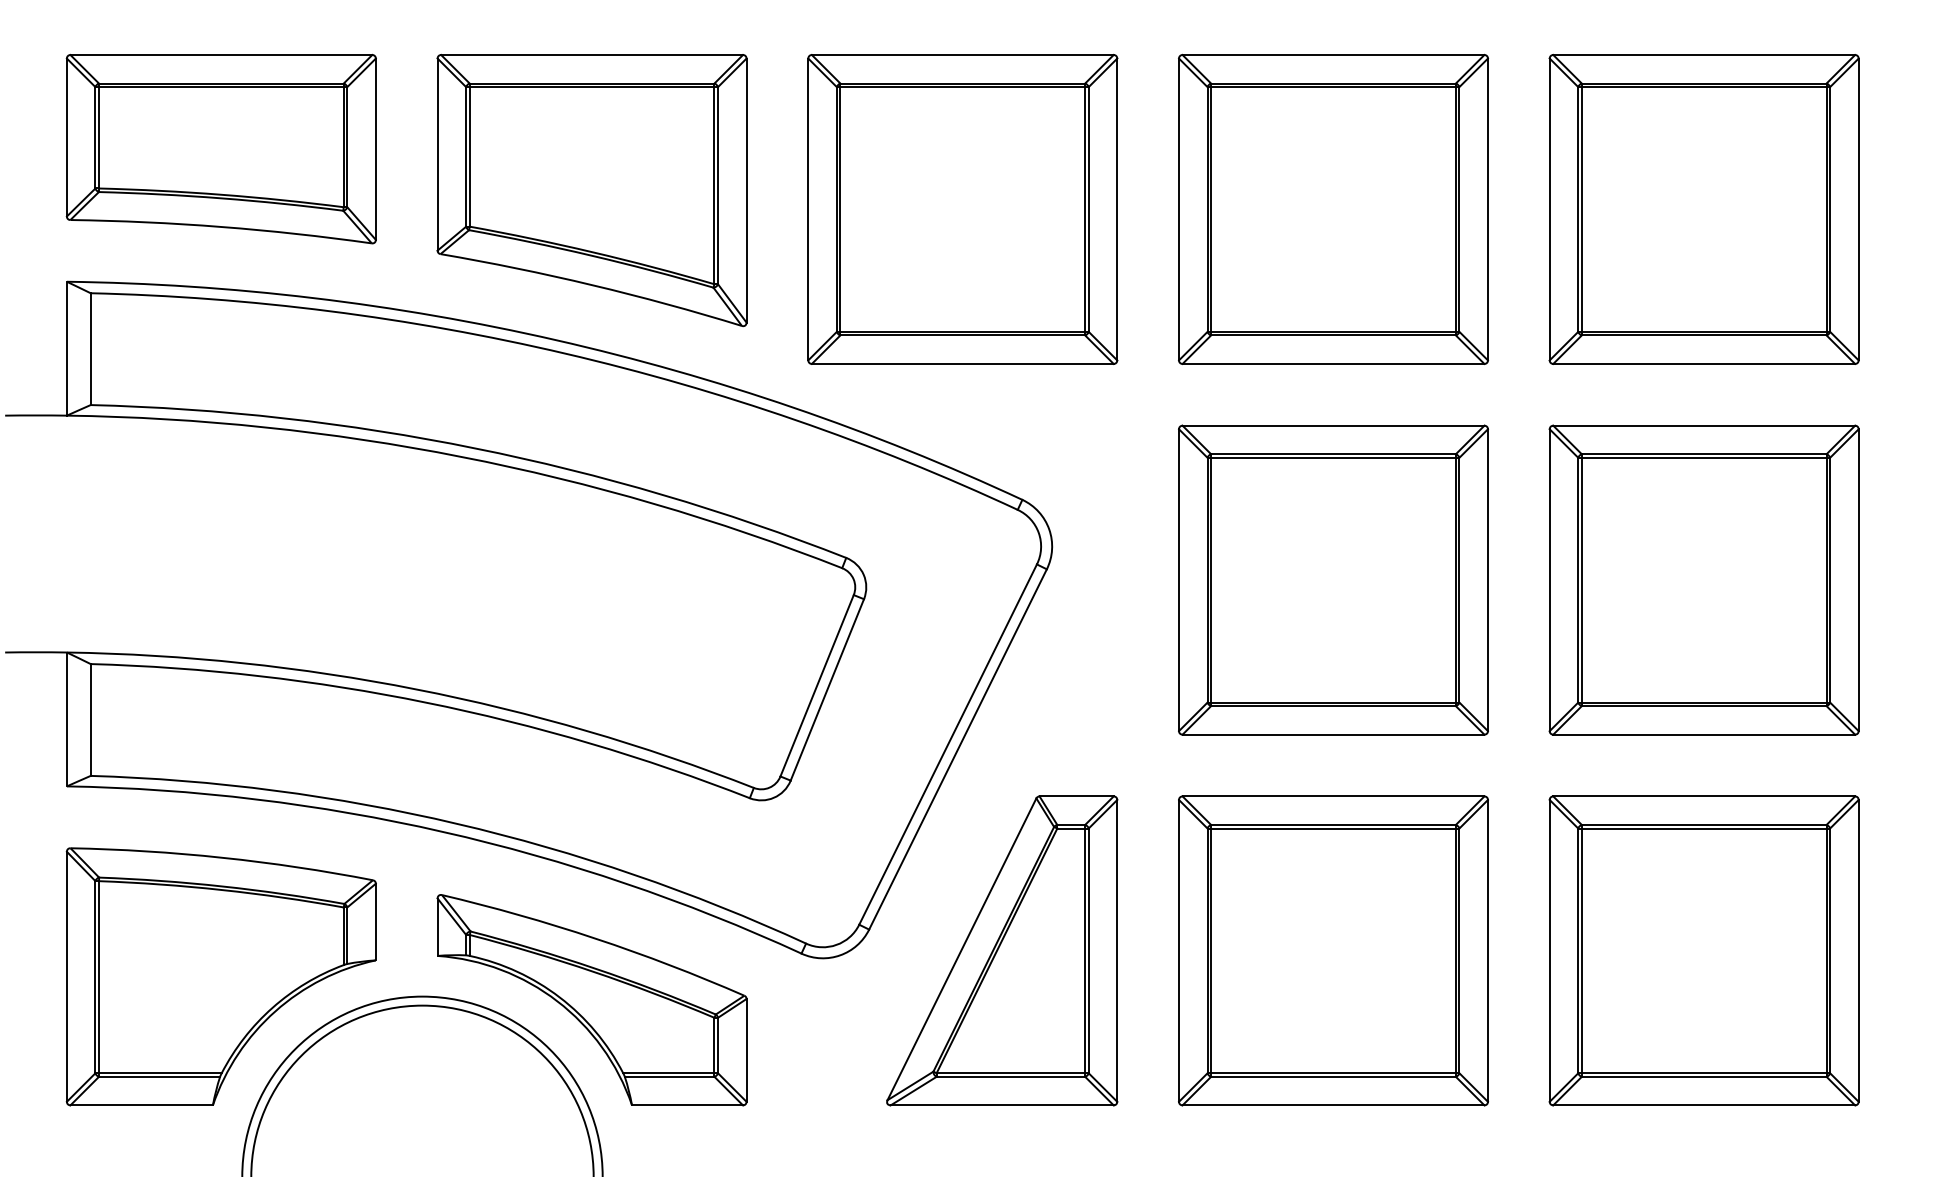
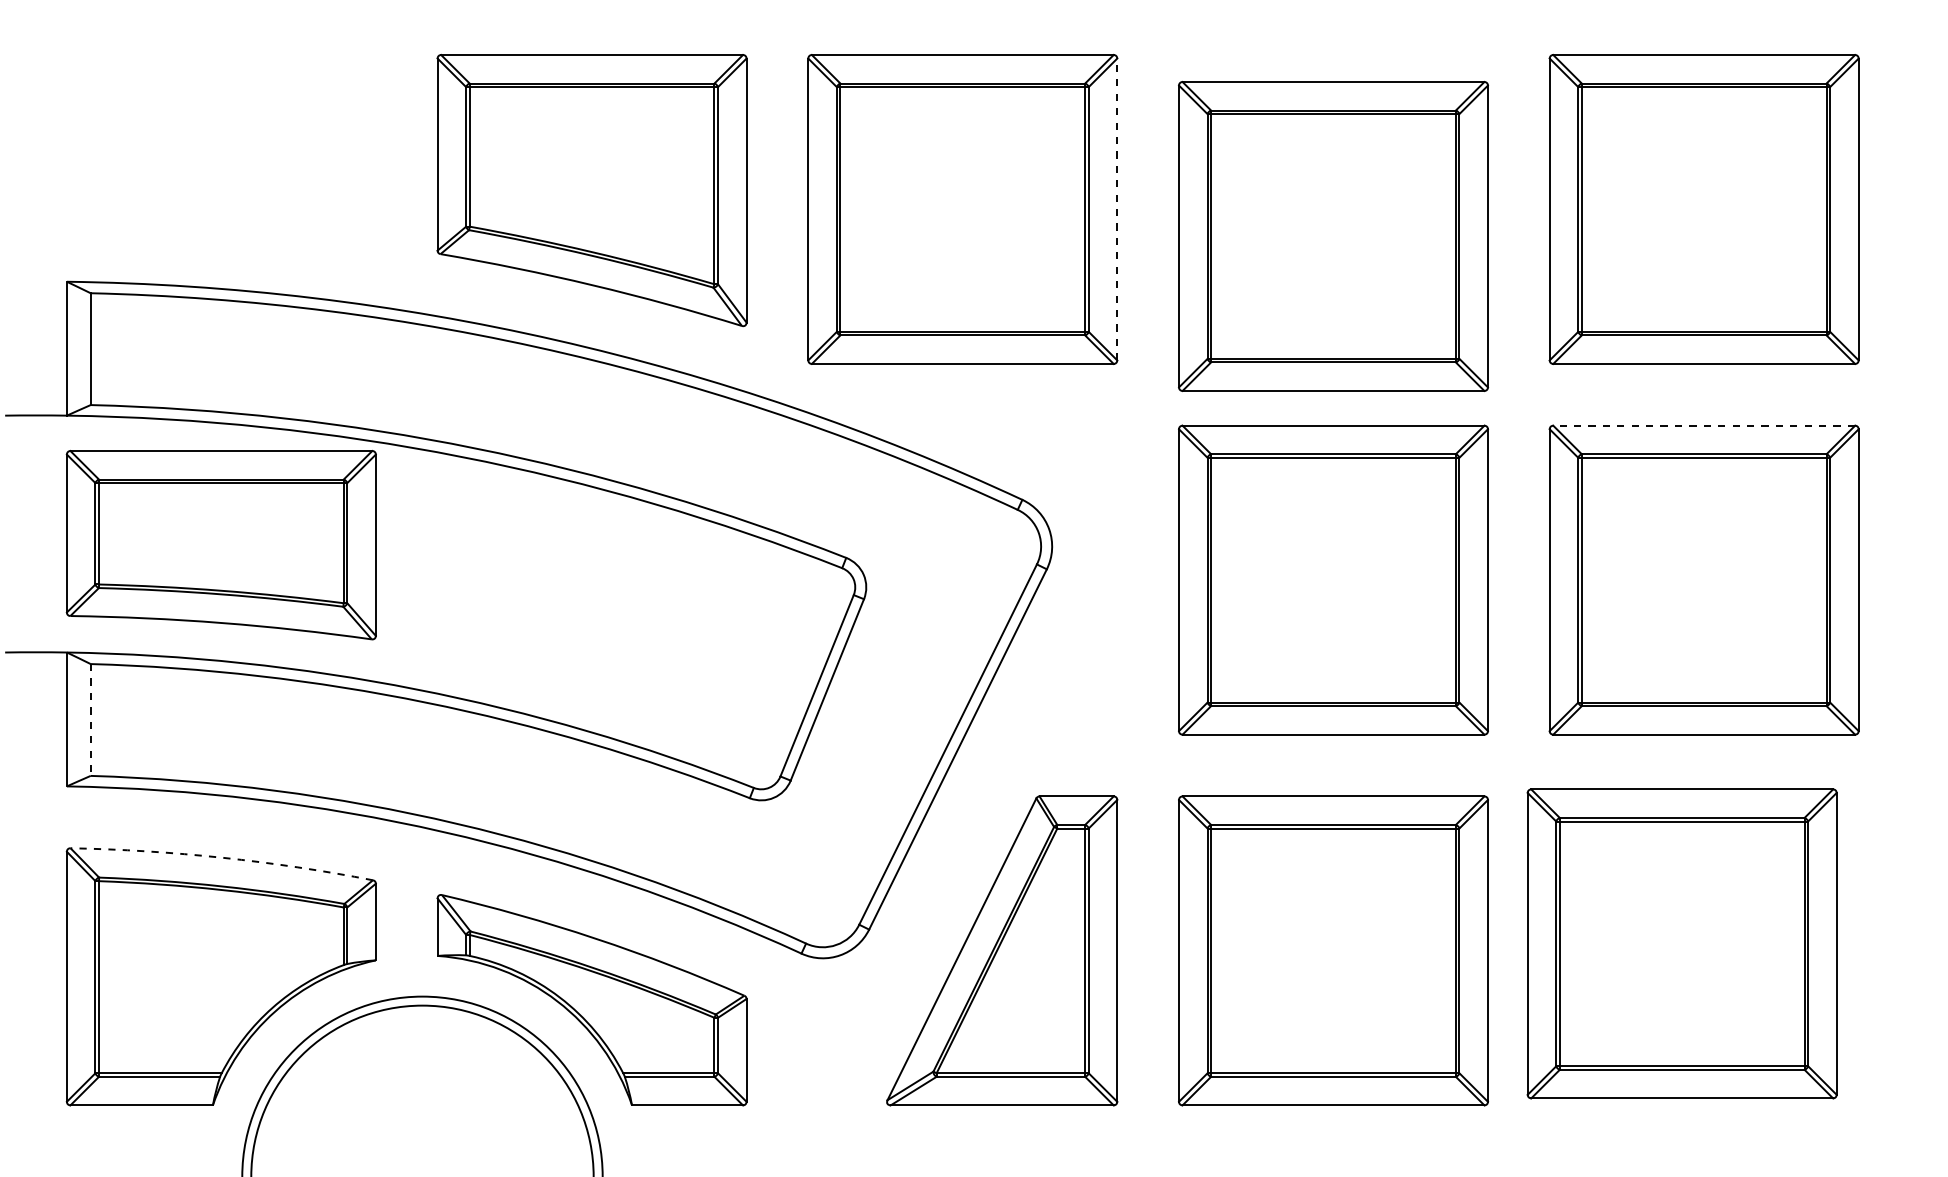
part position: (220, 149) -> (220, 545) (220, 545)
line: solid -> dashed (1117, 209)
part position: (1333, 209) -> (1333, 236) (1333, 236)
line: solid -> dashed (1704, 425)
line: solid -> dashed (90, 719)
arc: solid -> dashed (222, 857)
part position: (1703, 950) -> (1681, 943) (1681, 943)
